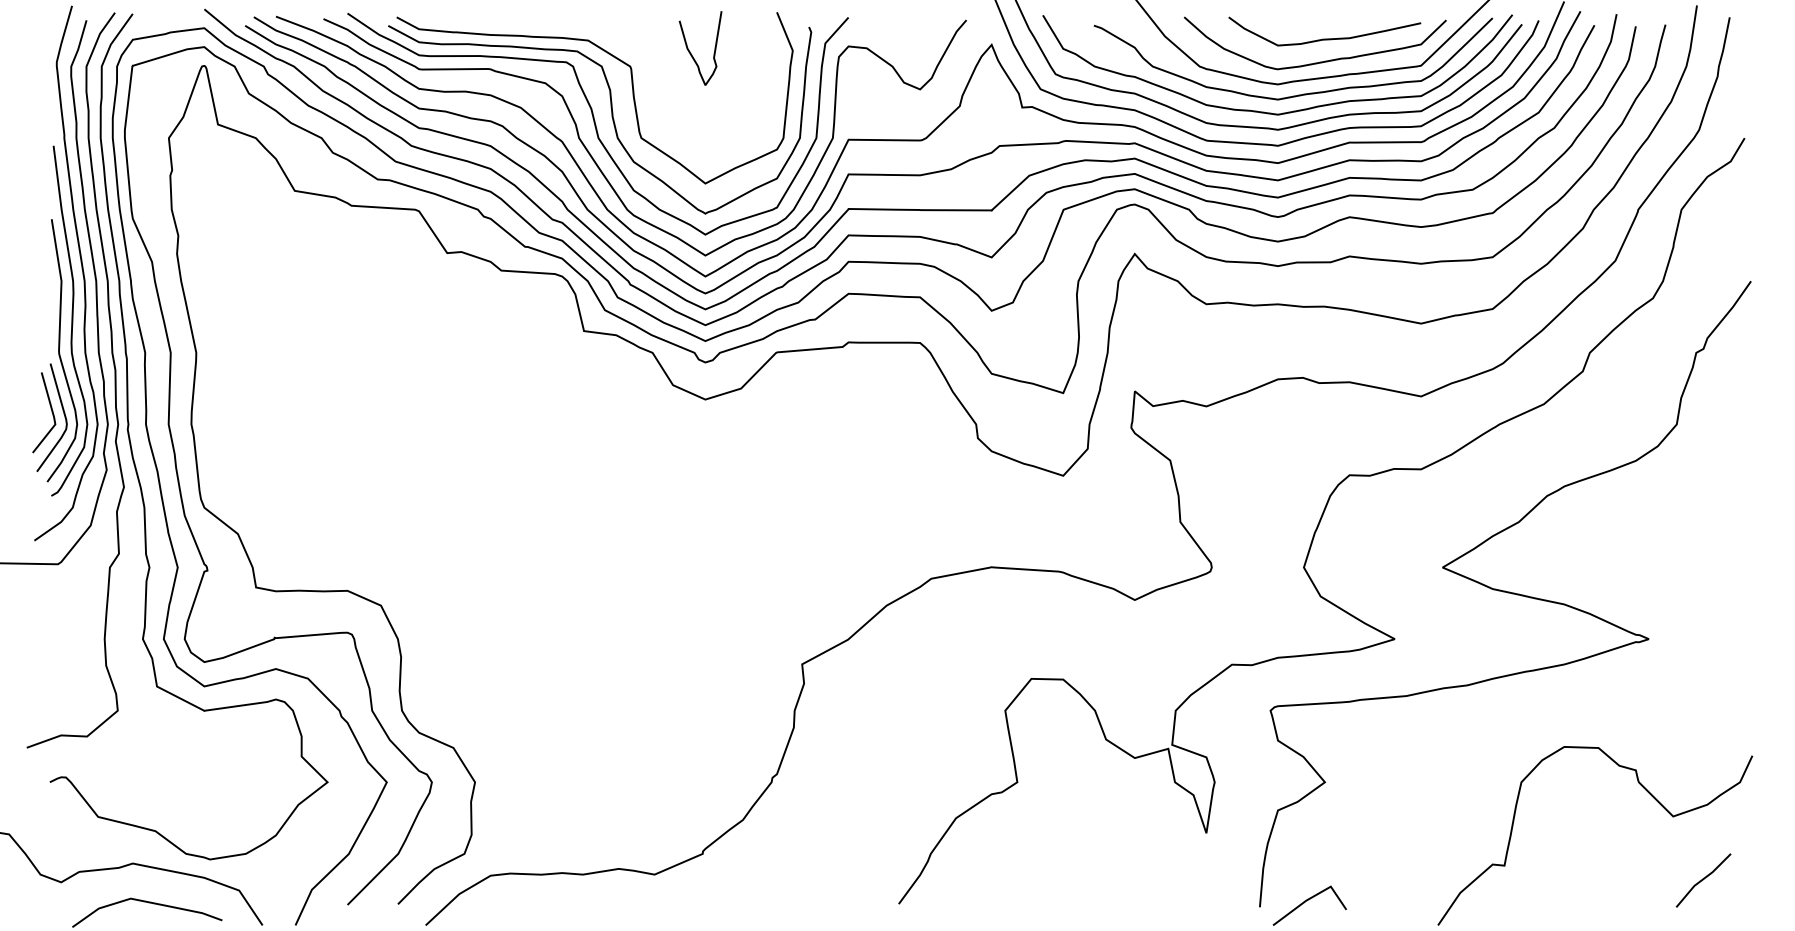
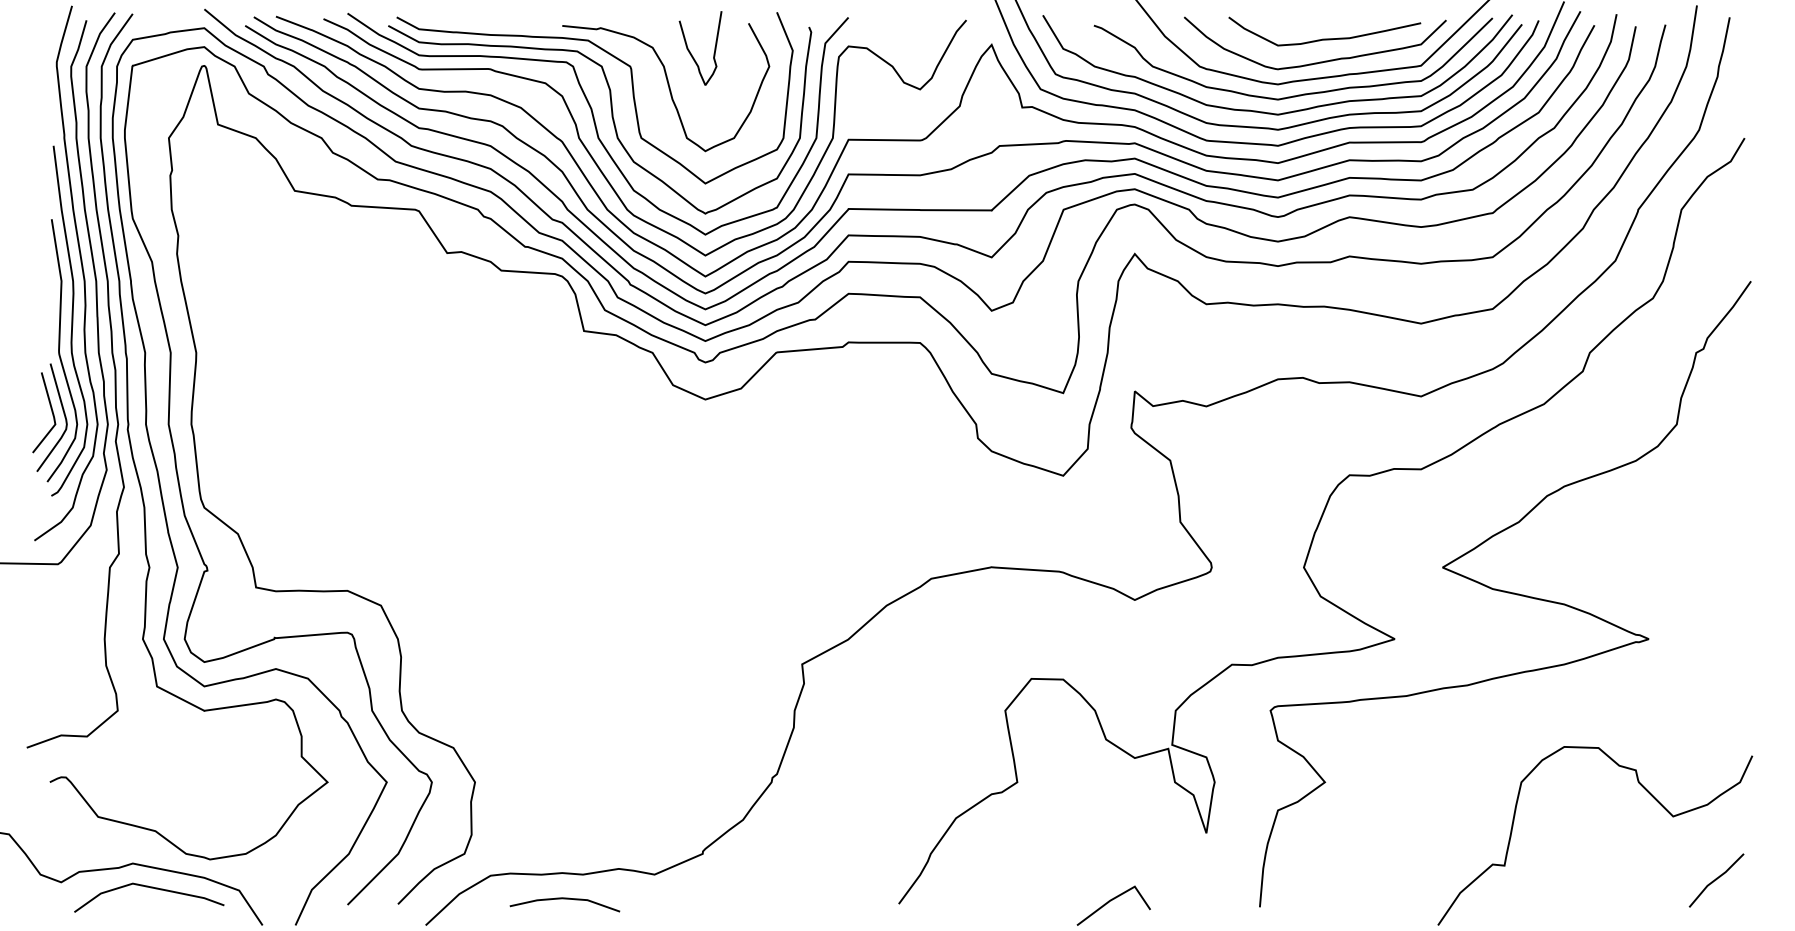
curve: none -> present (668, 87)
line position: (1703, 880) -> (1716, 880) (1716, 880)
line: none -> present (564, 899)
line position: (1307, 901) -> (1111, 901) (1111, 901)
curve position: (148, 903) -> (150, 888) (150, 888)
